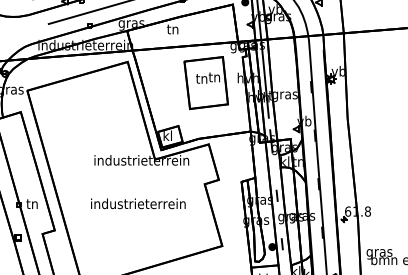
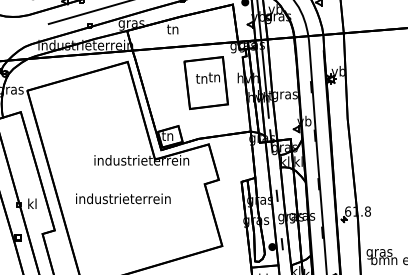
text: kl -> tn (167, 135)
text: tn -> kl (298, 161)
text: tn -> kl (31, 203)
text position: (138, 203) -> (123, 198) (123, 198)
